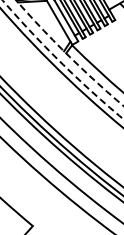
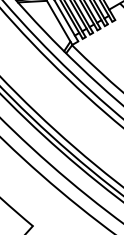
circle: dashed -> solid (69, 53)
circle: dashed -> solid (62, 59)
